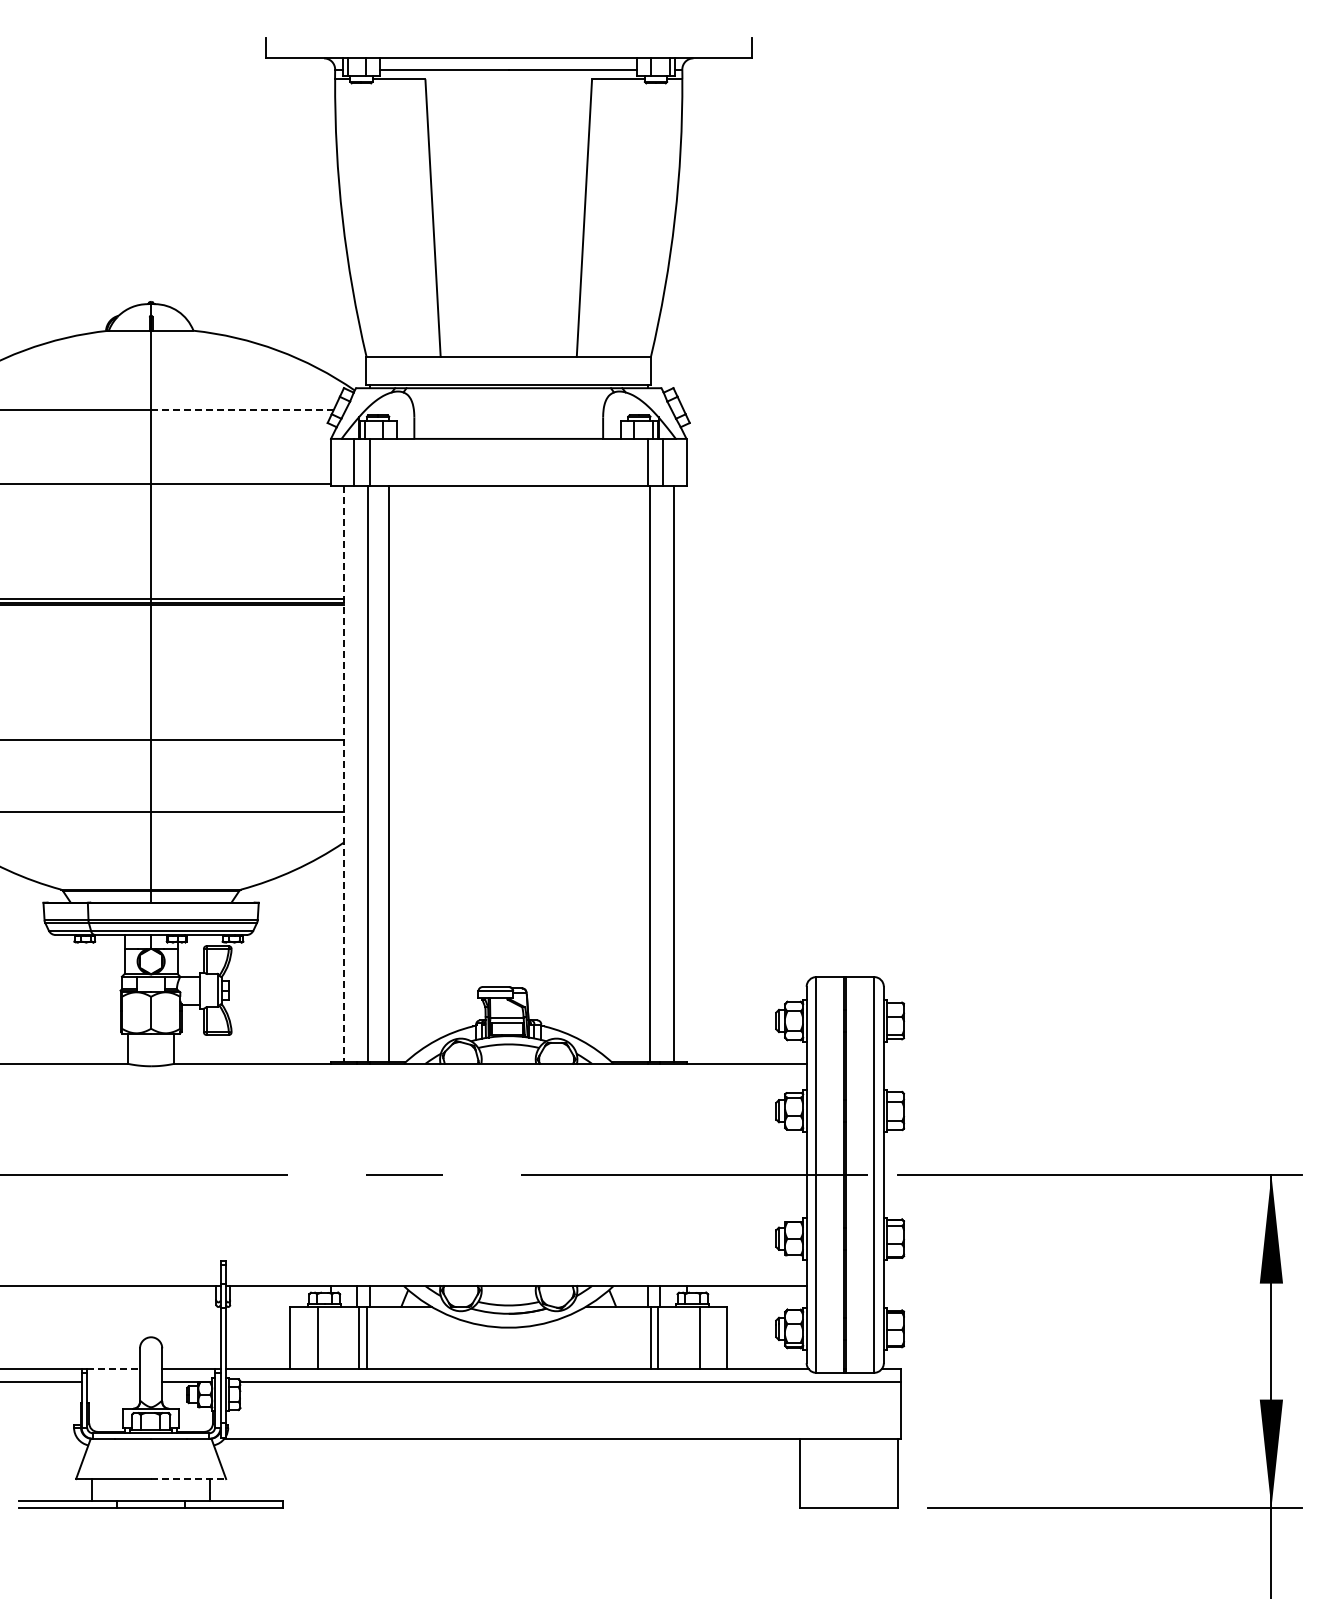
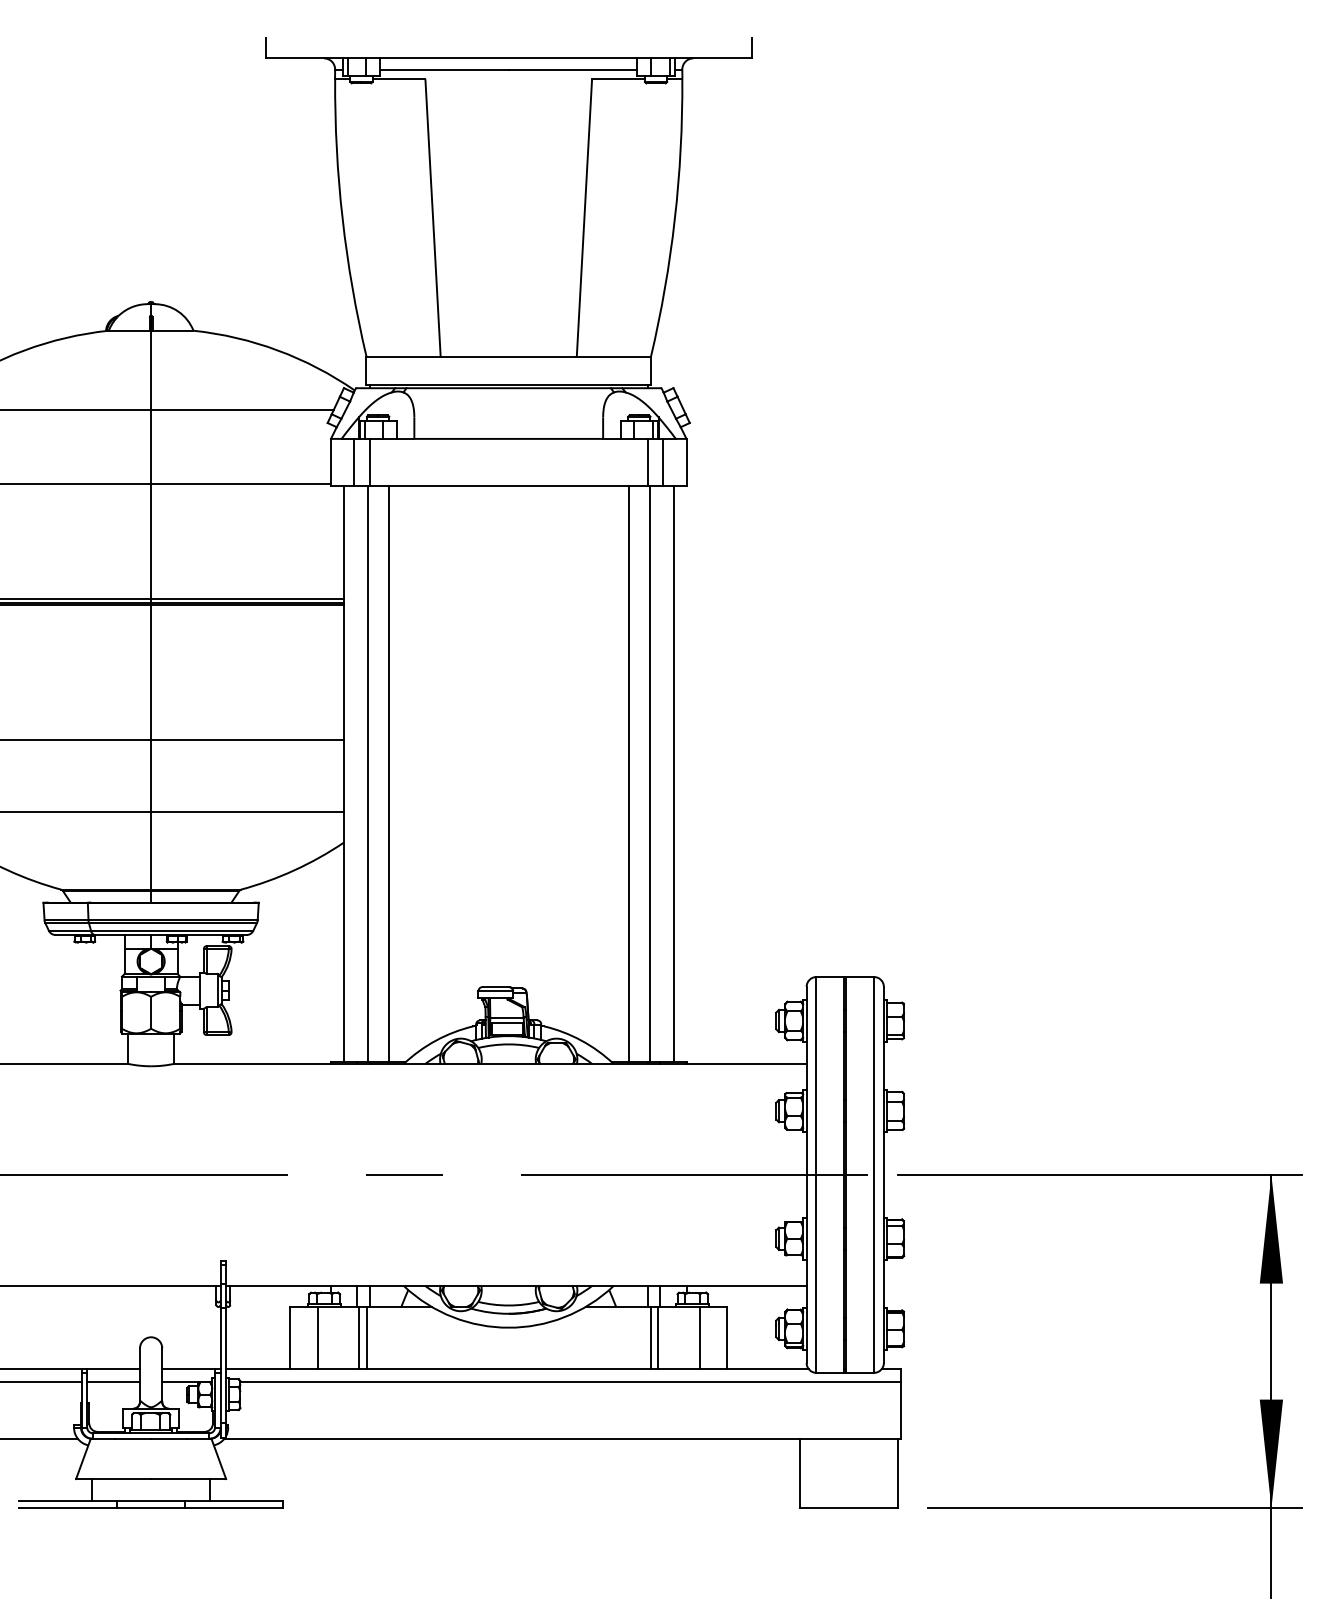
line: dashed -> solid (242, 409)
line: dashed -> solid (343, 774)
line: none -> present (628, 774)
line: dashed -> solid (114, 1369)
line: none -> present (113, 1381)
line: none -> present (39, 1438)
line: dashed -> solid (188, 1479)
